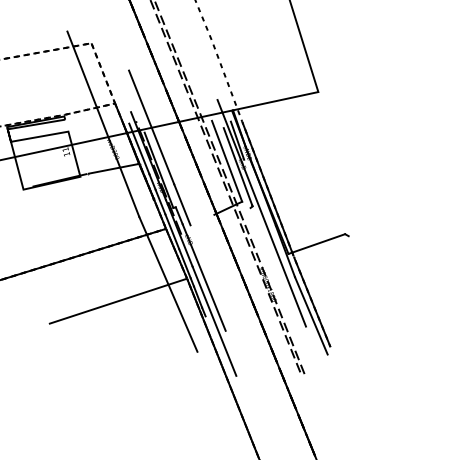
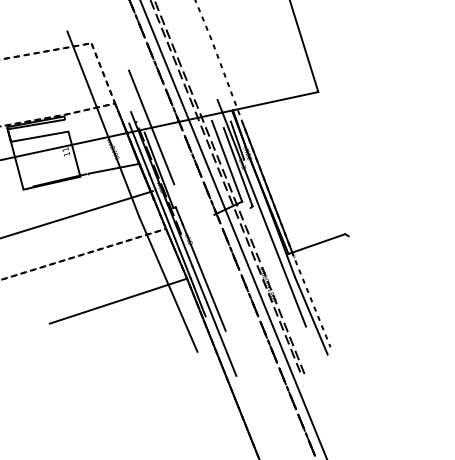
line: present -> none (182, 204)
line position: (222, 229) -> (232, 229) (232, 229)
line position: (83, 254) -> (77, 214) (77, 214)
line: present -> none (312, 301)
